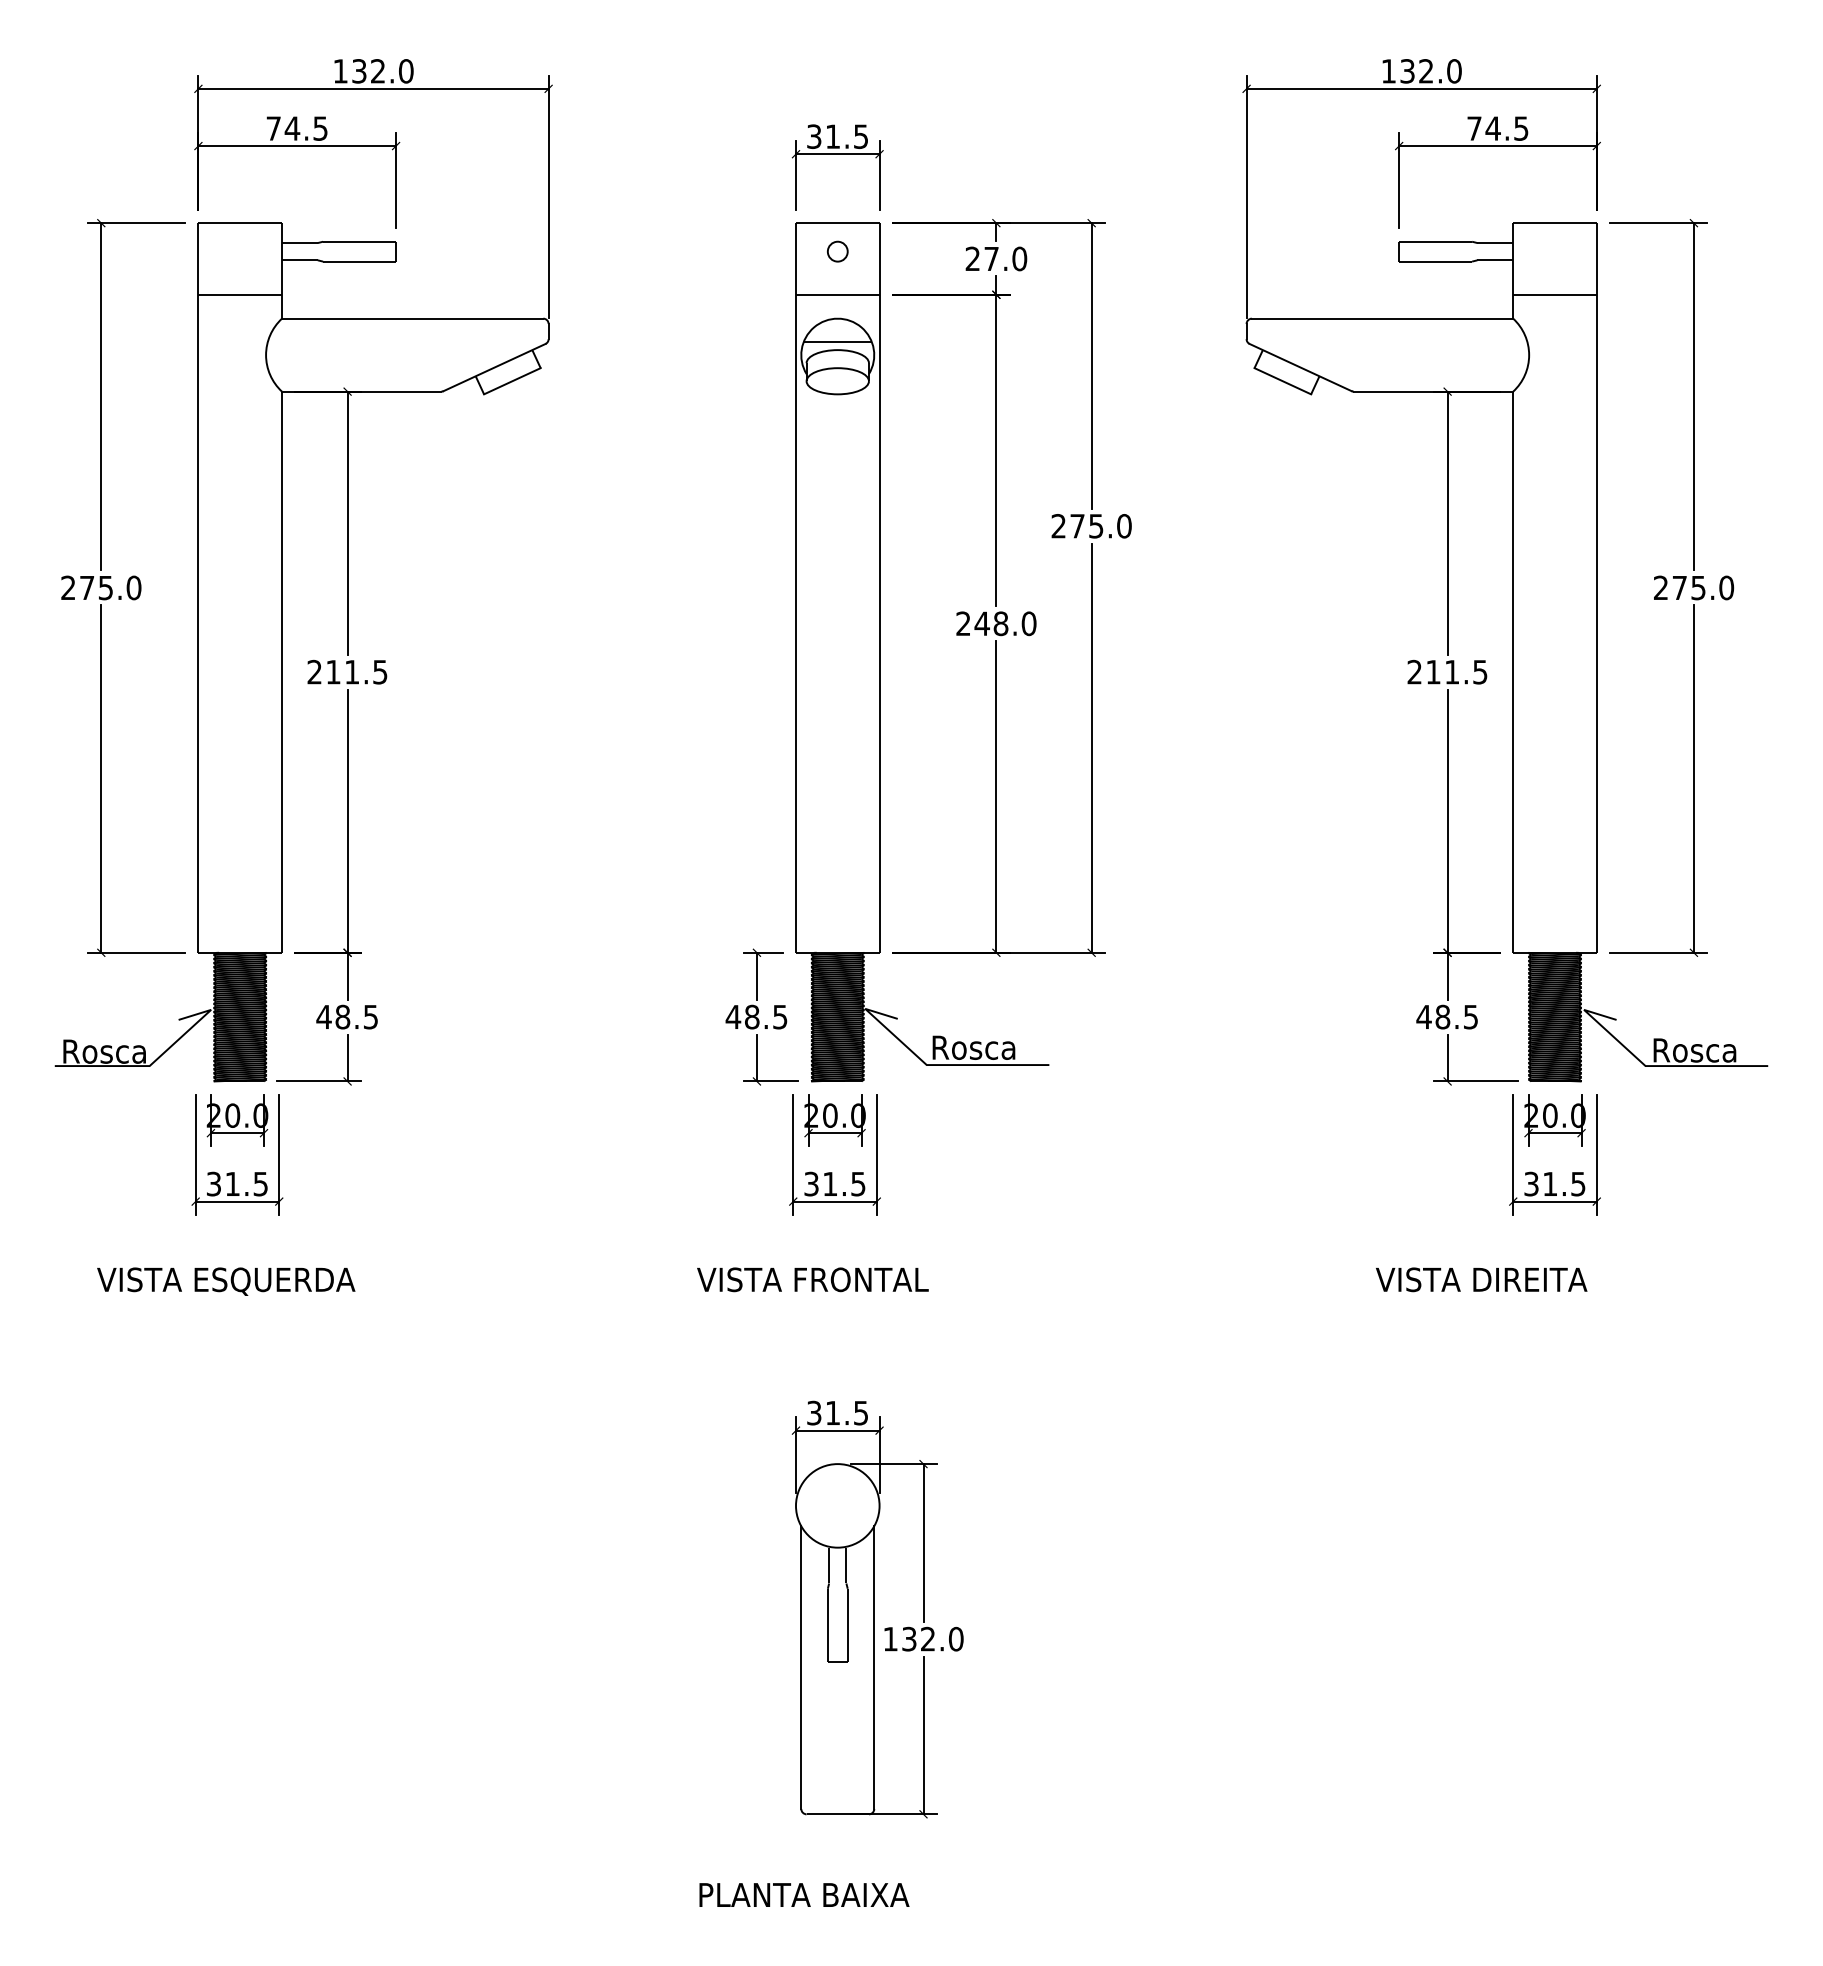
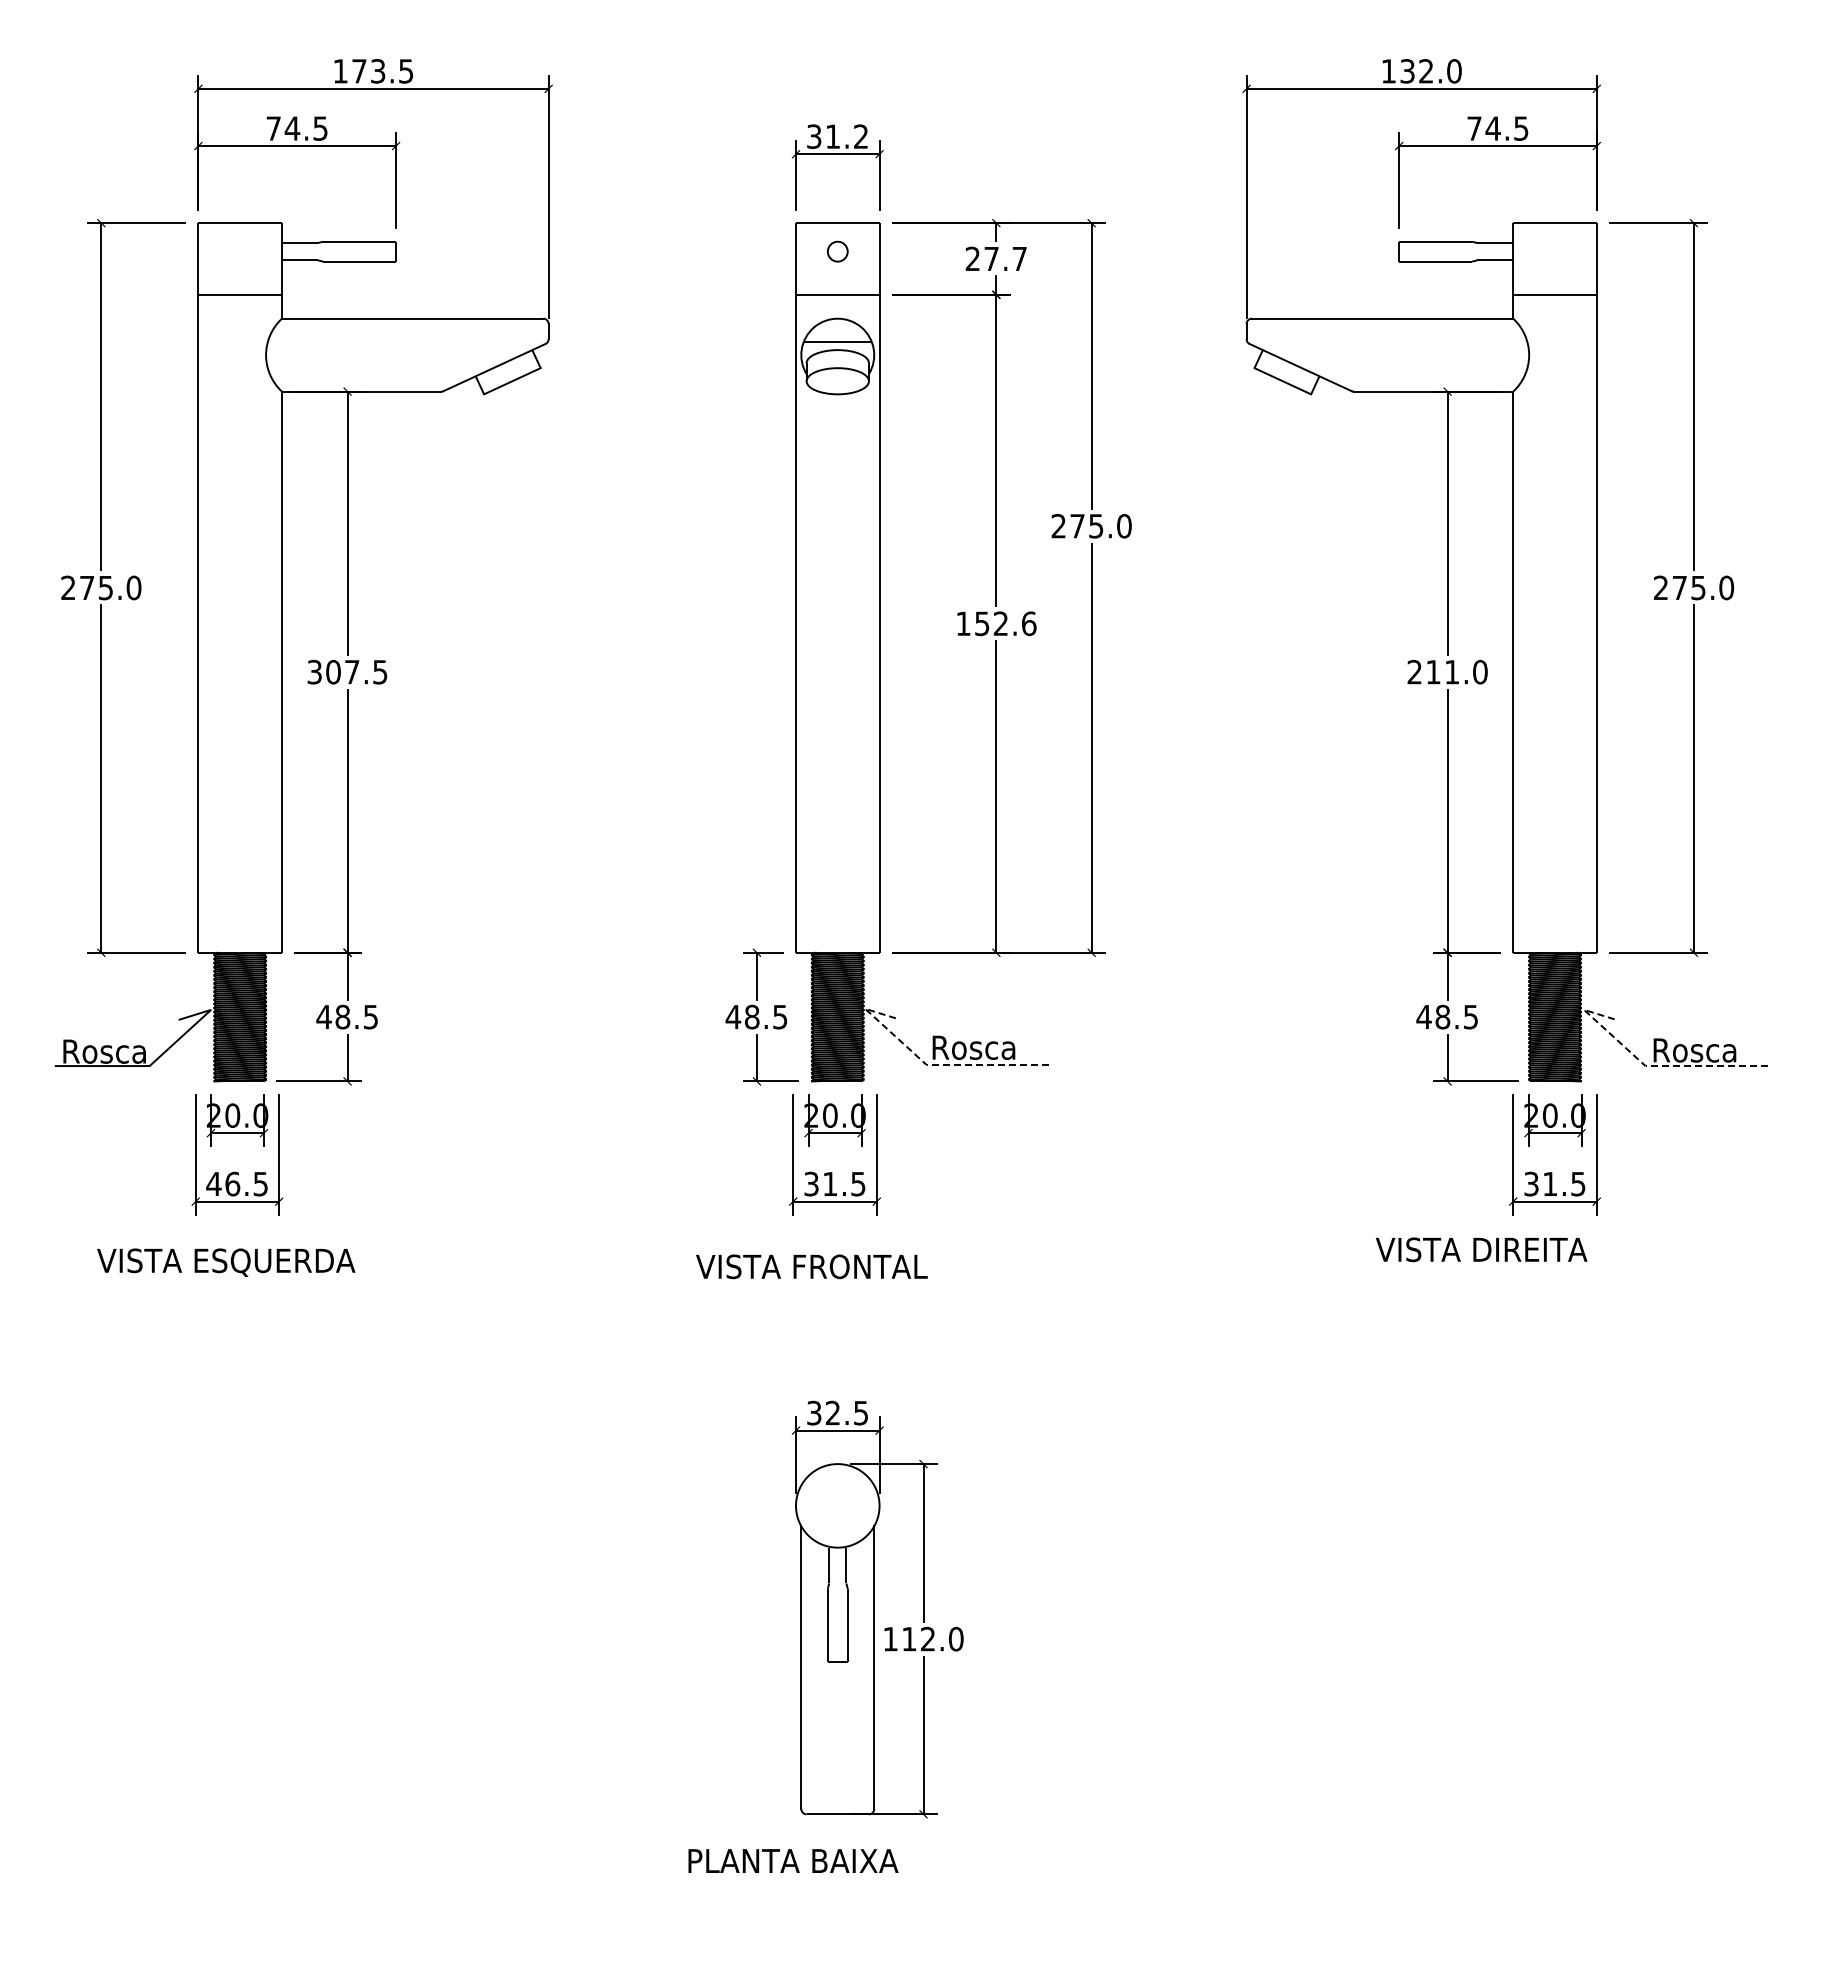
text: 132.0 -> 173.5 (382, 71)
text: 31.5 -> 31.2 (860, 136)
text: 27.0 -> 27.7 (1019, 258)
text: 248.0 -> 152.6 (996, 623)
text: 211.5 -> 307.5 (333, 671)
text: 211.5 -> 211.0 (1480, 671)
line: solid -> dashed (927, 1065)
line: solid -> dashed (1646, 1066)
text: 31.5 -> 46.5 (223, 1183)
text position: (812, 1279) -> (811, 1266) (811, 1266)
text position: (1481, 1279) -> (1481, 1249) (1481, 1249)
text position: (226, 1281) -> (226, 1262) (226, 1262)
text: 31.5 -> 32.5 (832, 1412)
text: 132.0 -> 112.0 (909, 1638)
text position: (804, 1894) -> (793, 1860) (793, 1860)
